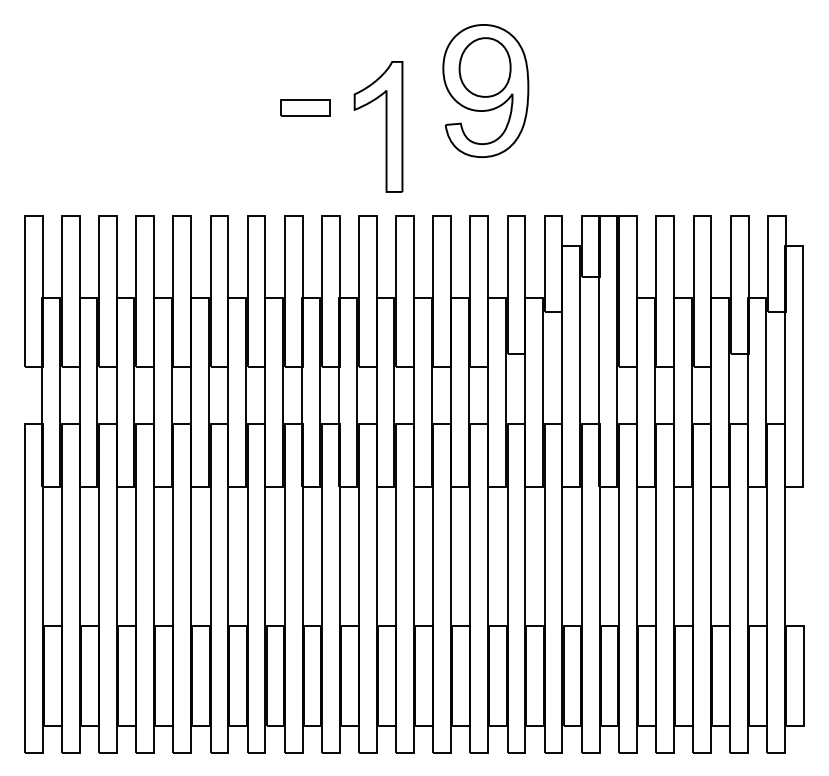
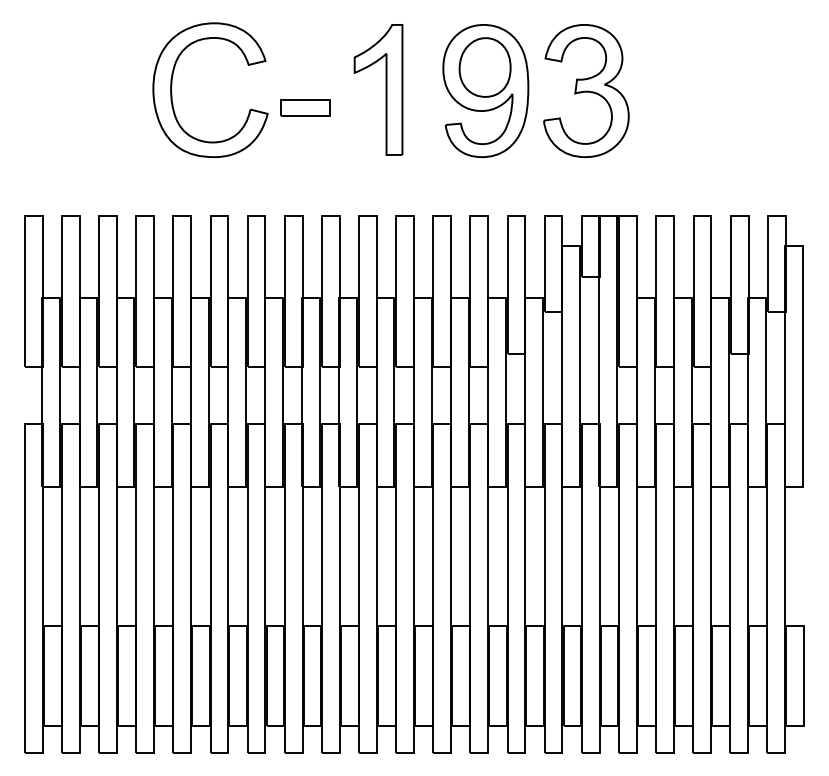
part: none -> present (172, 85)
part: none -> present (586, 90)
part position: (385, 126) -> (385, 89) (385, 89)
